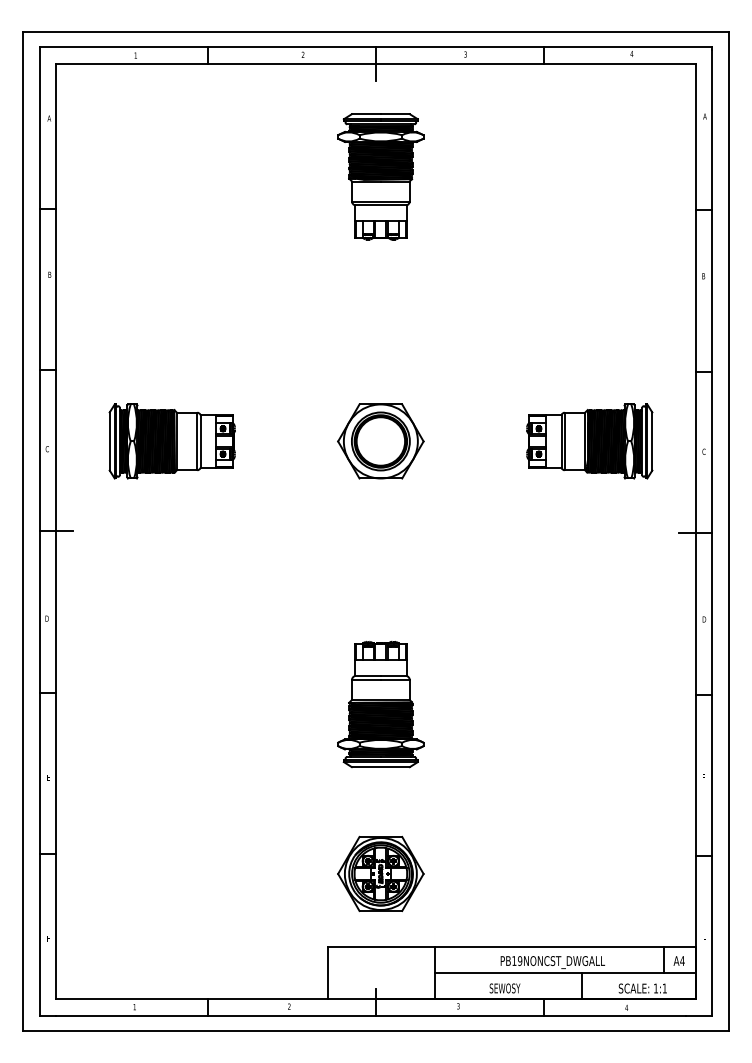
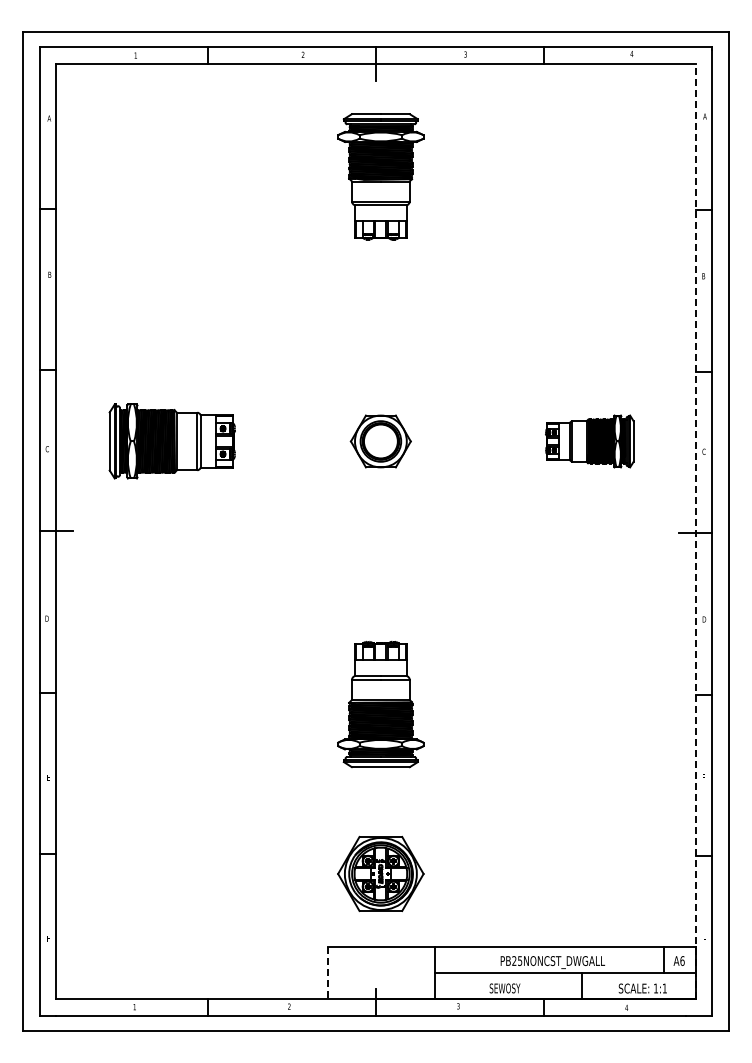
part size: 88x77 px -> 63x55 px (380, 441)
part size: 128x77 px -> 90x55 px (589, 441)
line: solid -> dashed (695, 531)
text: PB19NONCST_DWGALL -> PB25NONCST_DWGALL (517, 960)
text: A4 -> A6 (682, 960)
line: solid -> dashed (327, 973)
